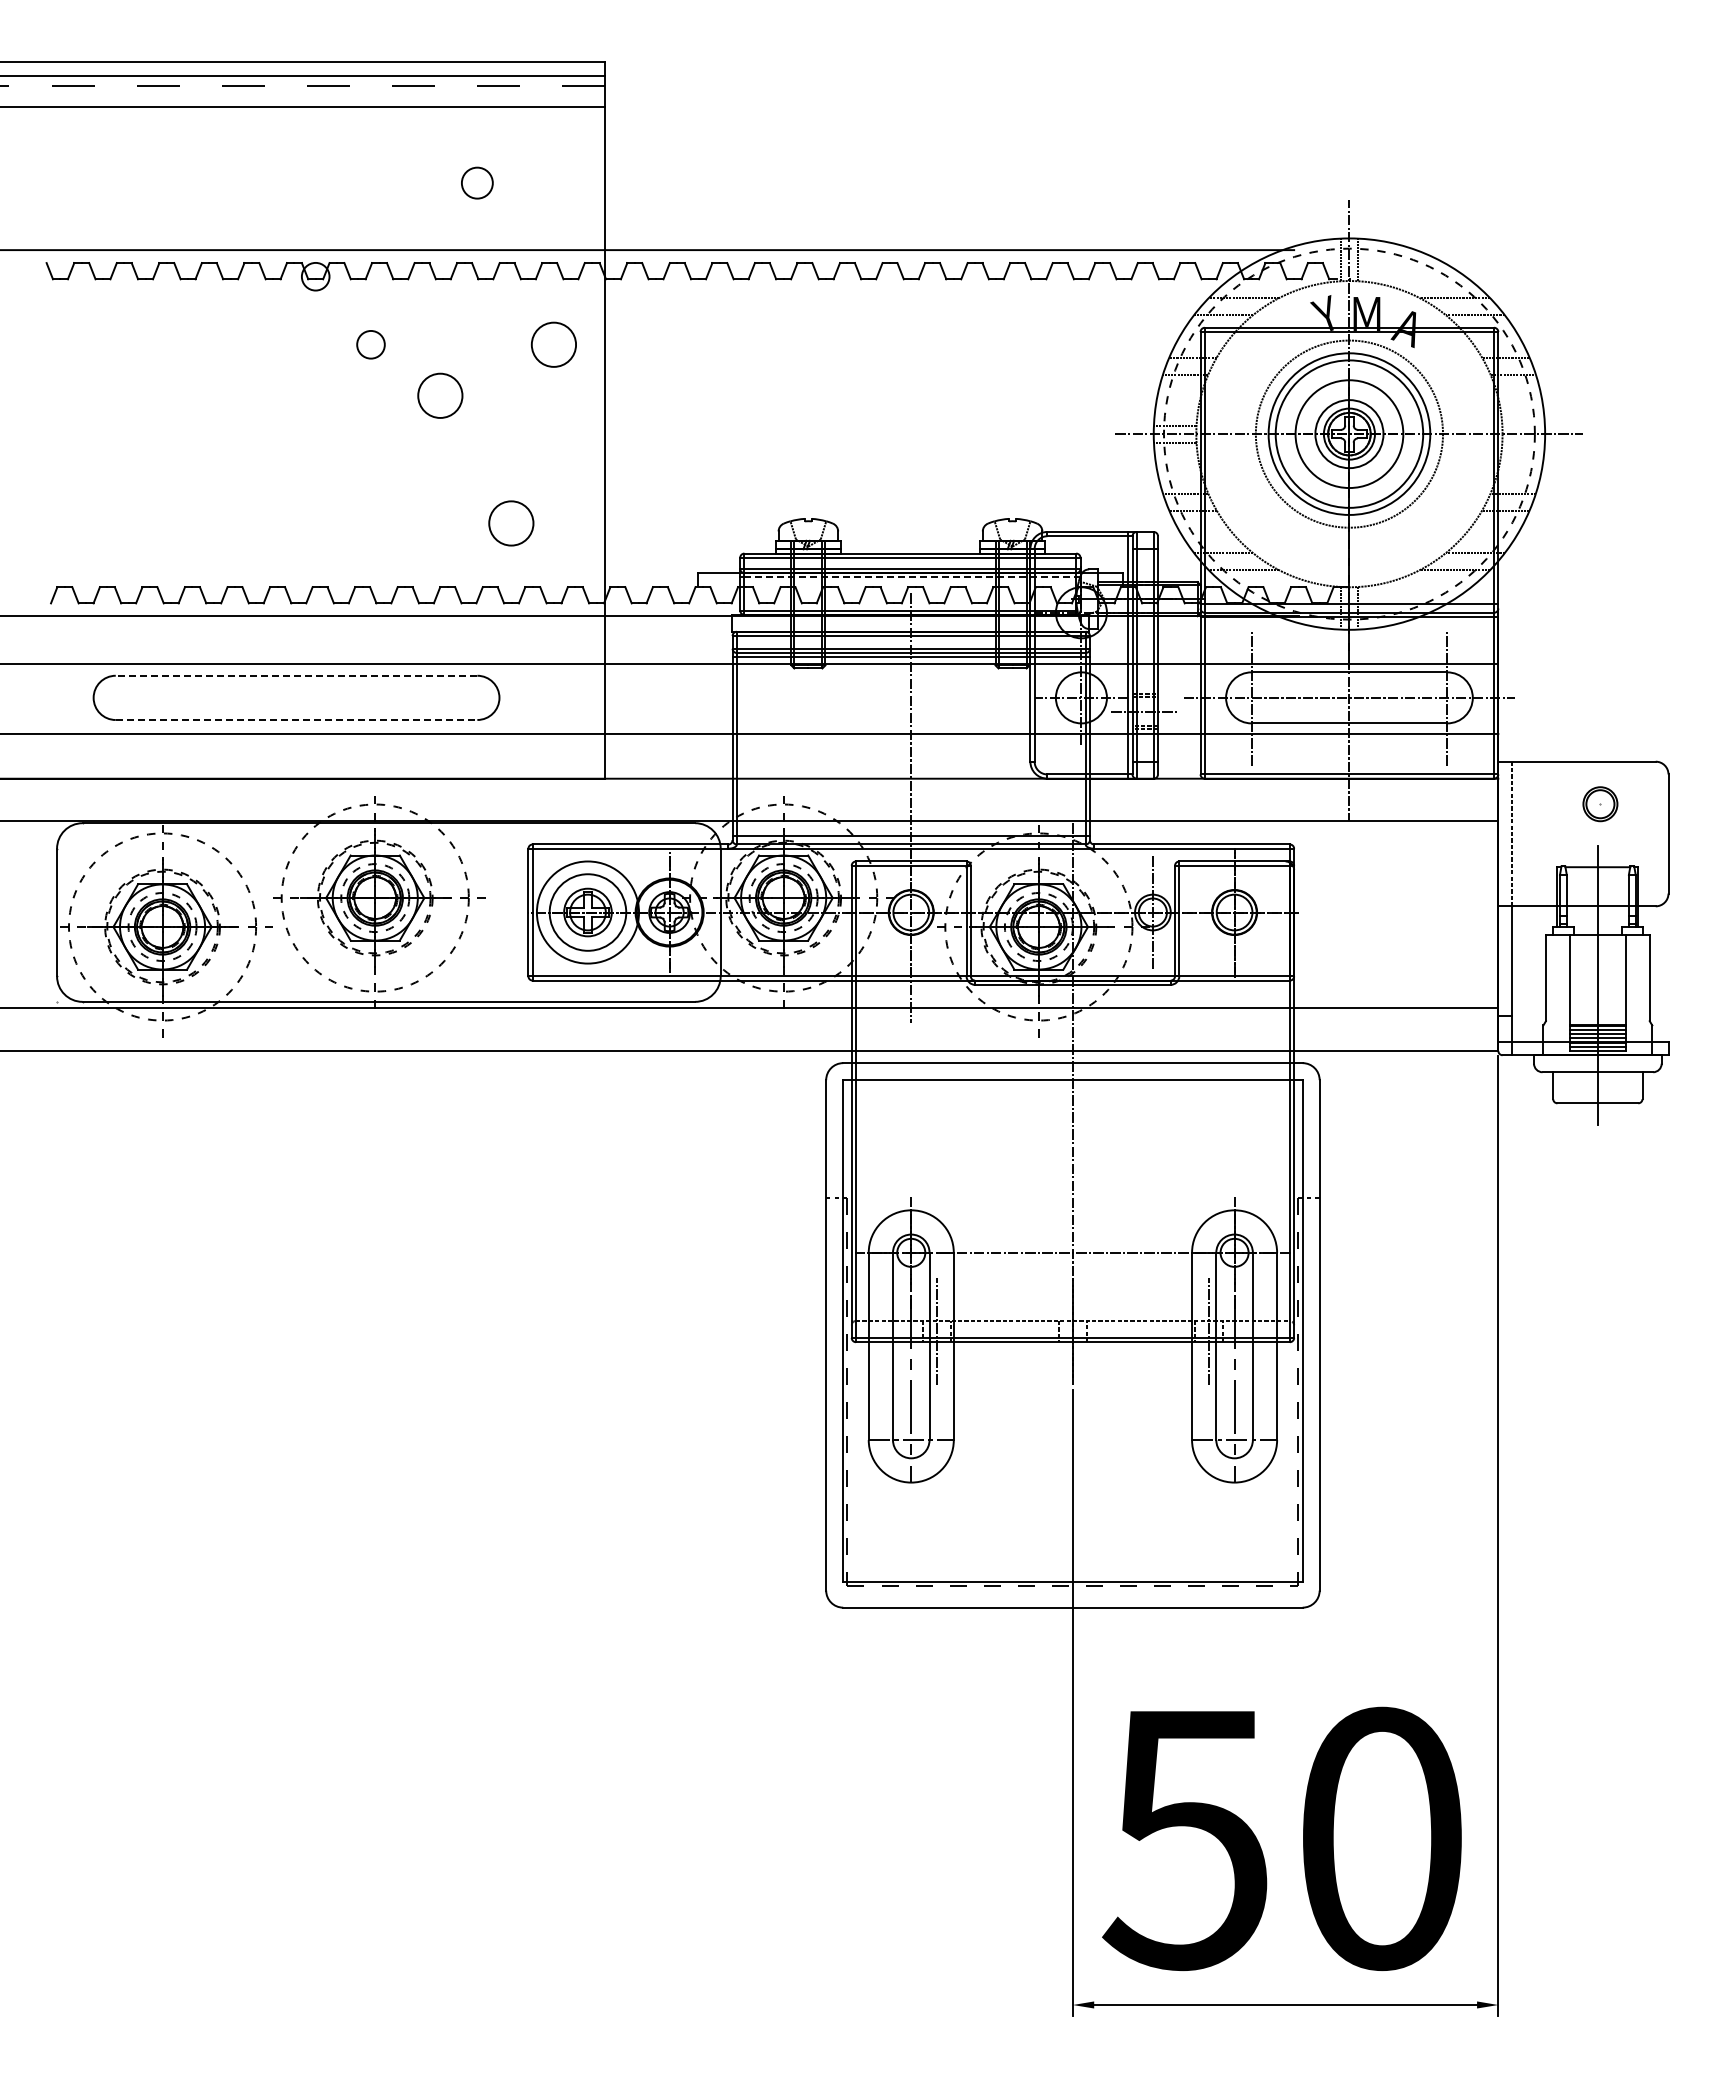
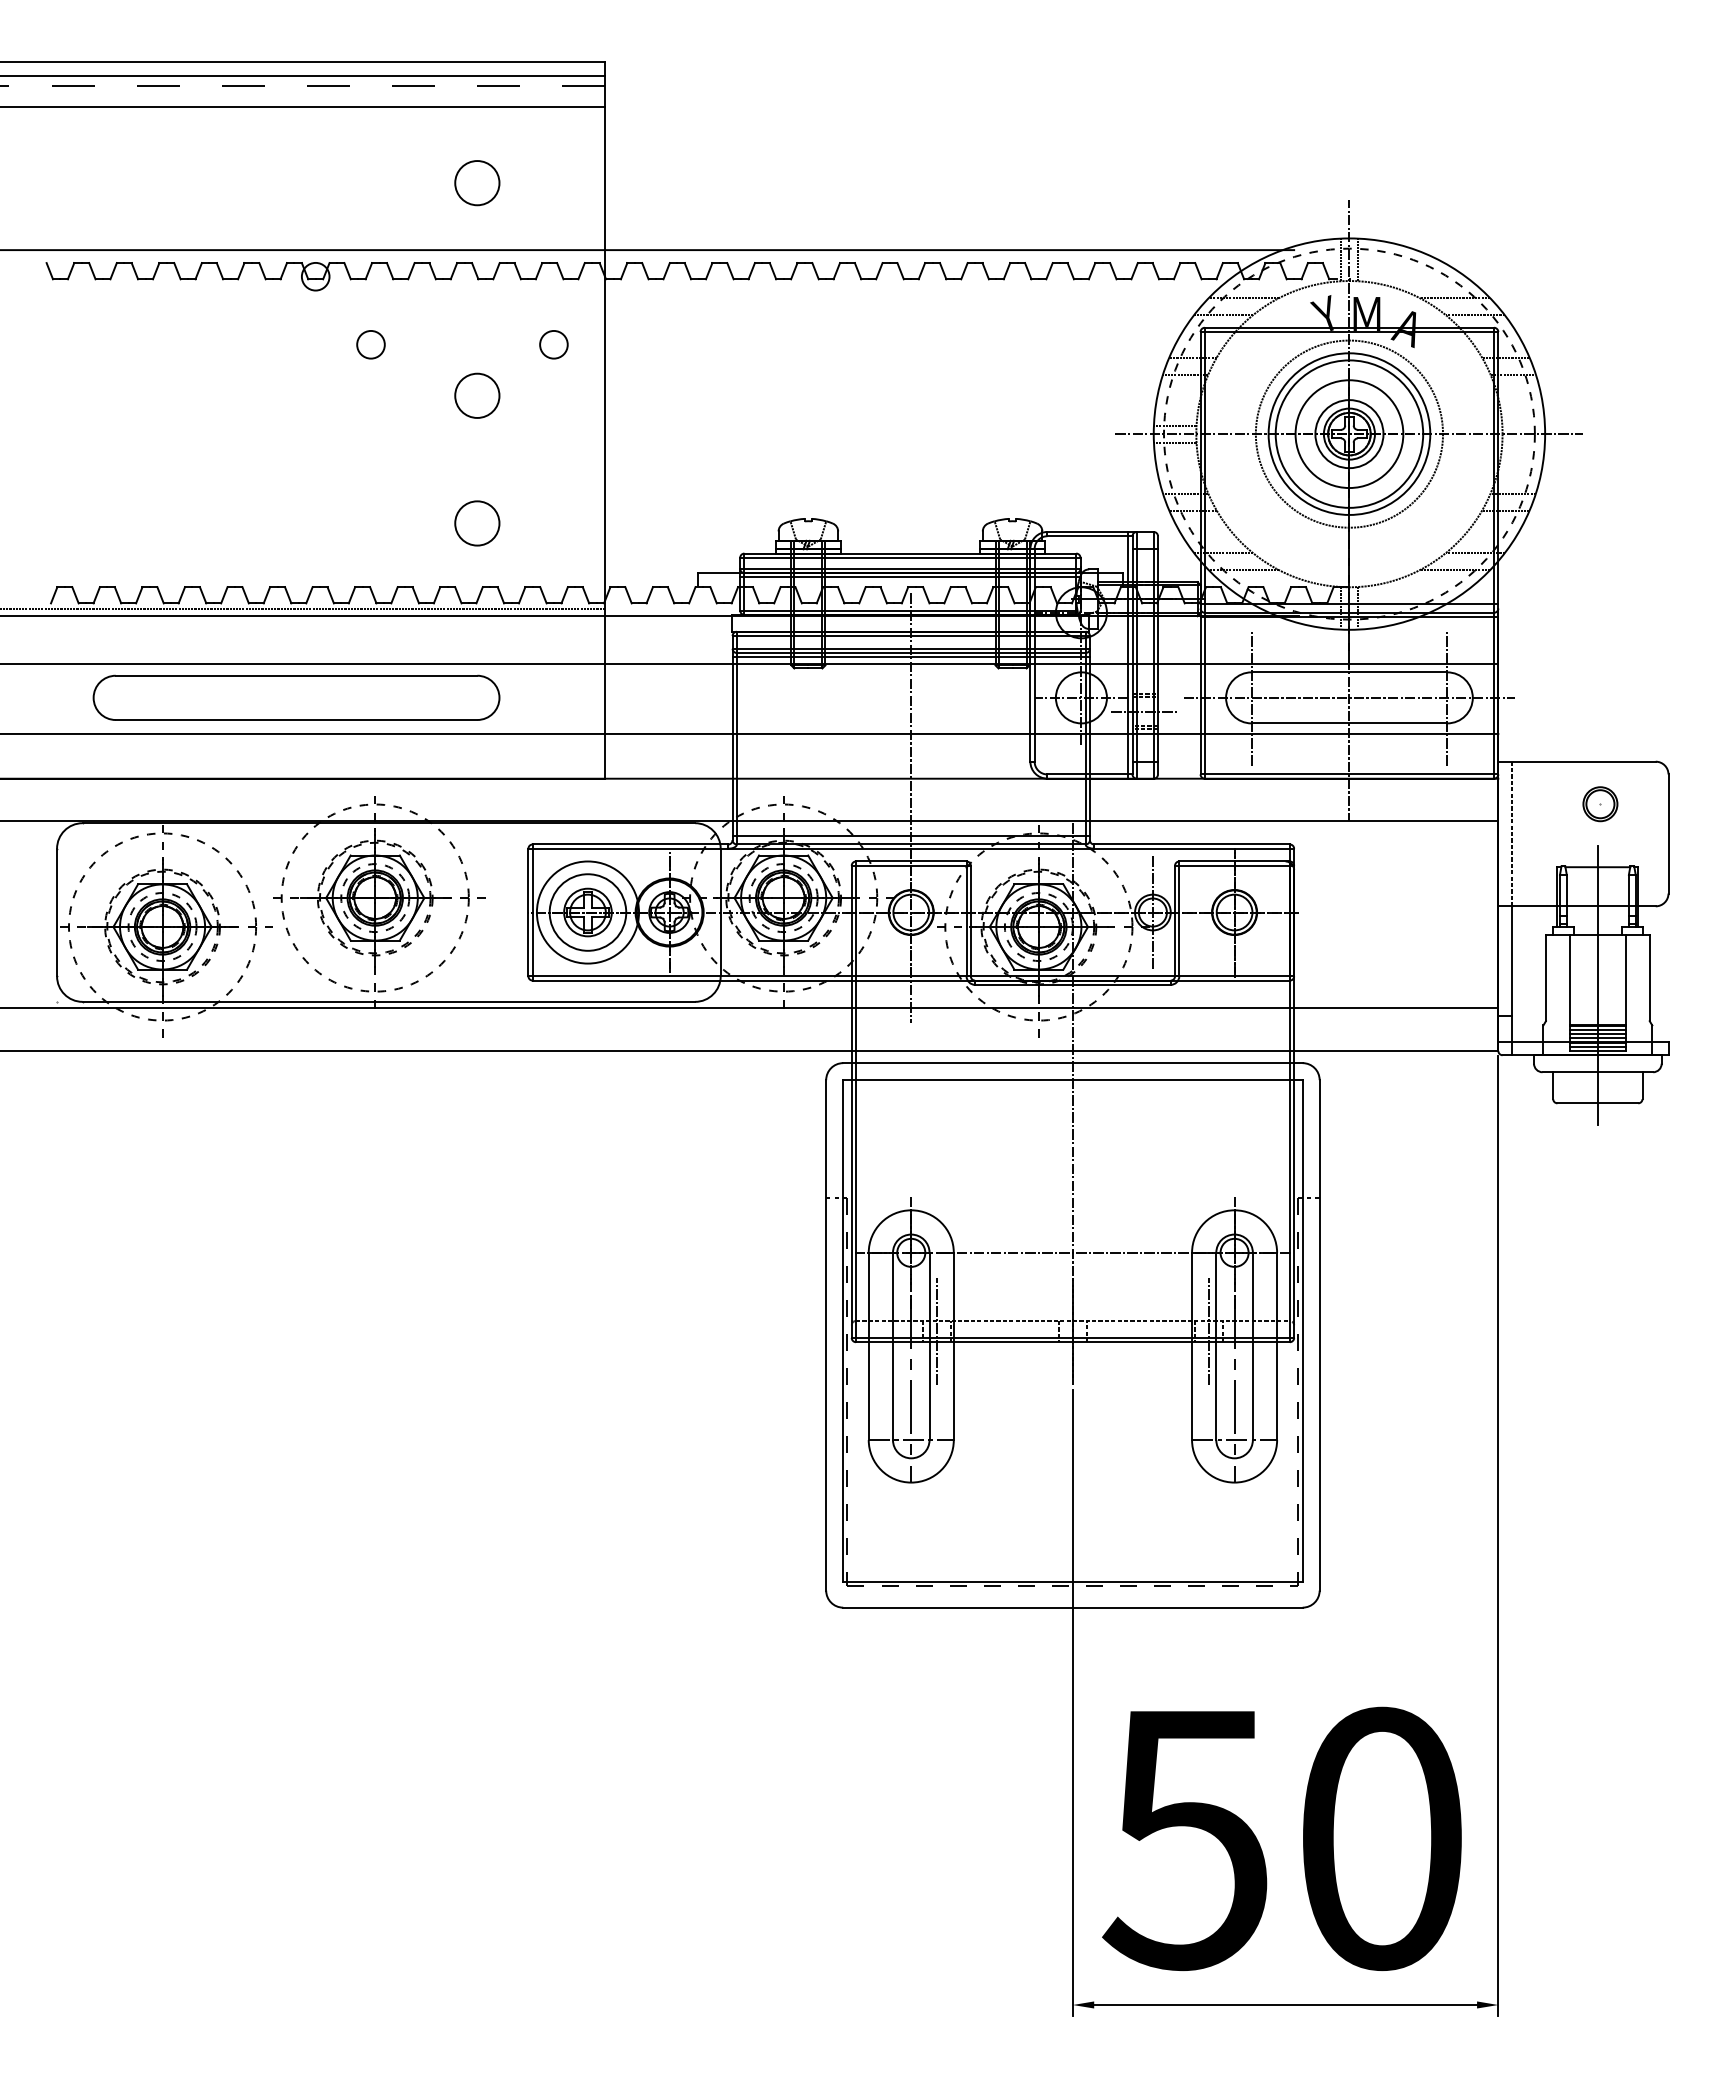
circle diameter: 31 px -> 44 px (477, 183)
circle diameter: 44 px -> 28 px (553, 344)
circle position: (440, 395) -> (477, 395) (477, 395)
circle position: (511, 523) -> (477, 523) (477, 523)
line: dashed -> solid (910, 577)
line: none -> present (303, 608)
line: dashed -> solid (296, 675)
line: dashed -> solid (296, 720)
